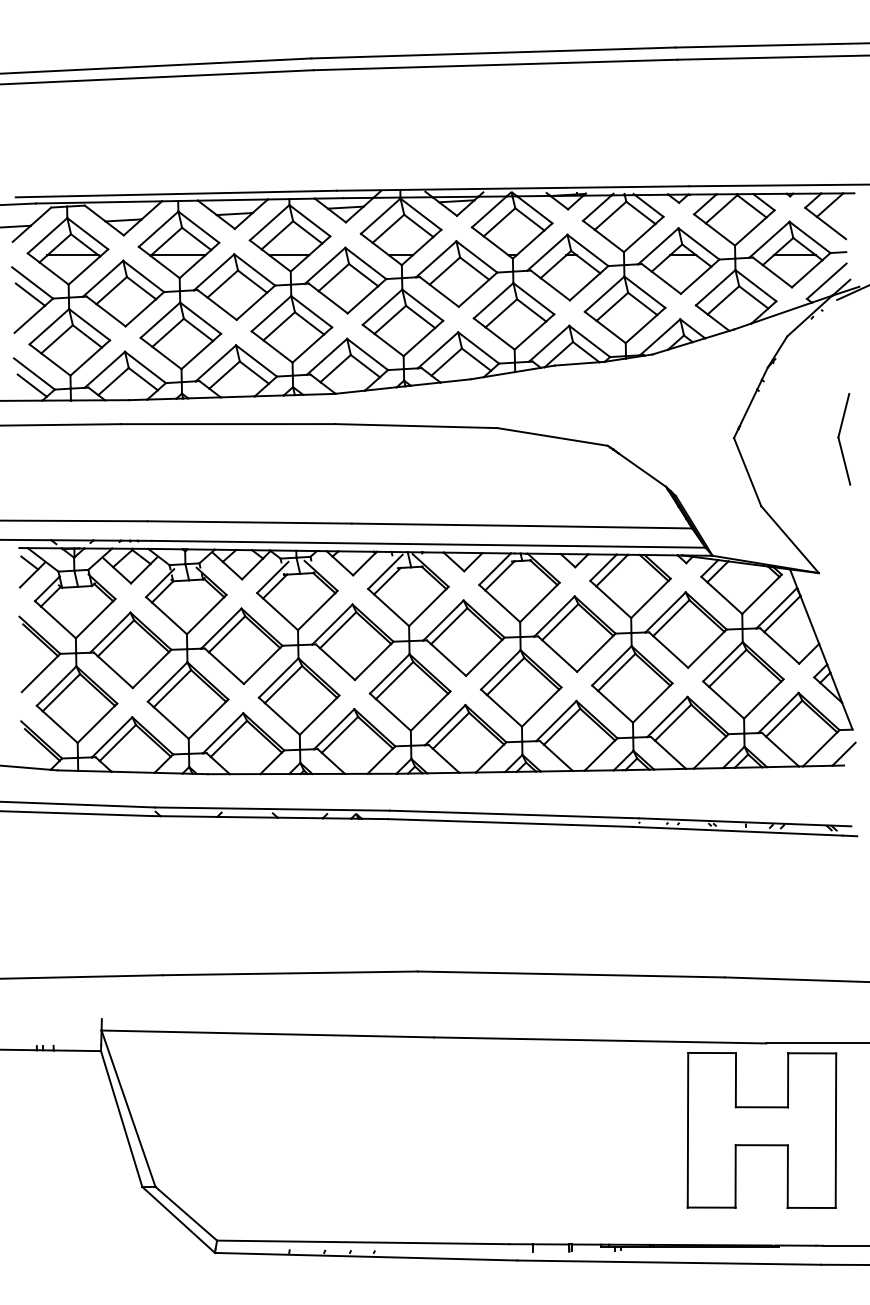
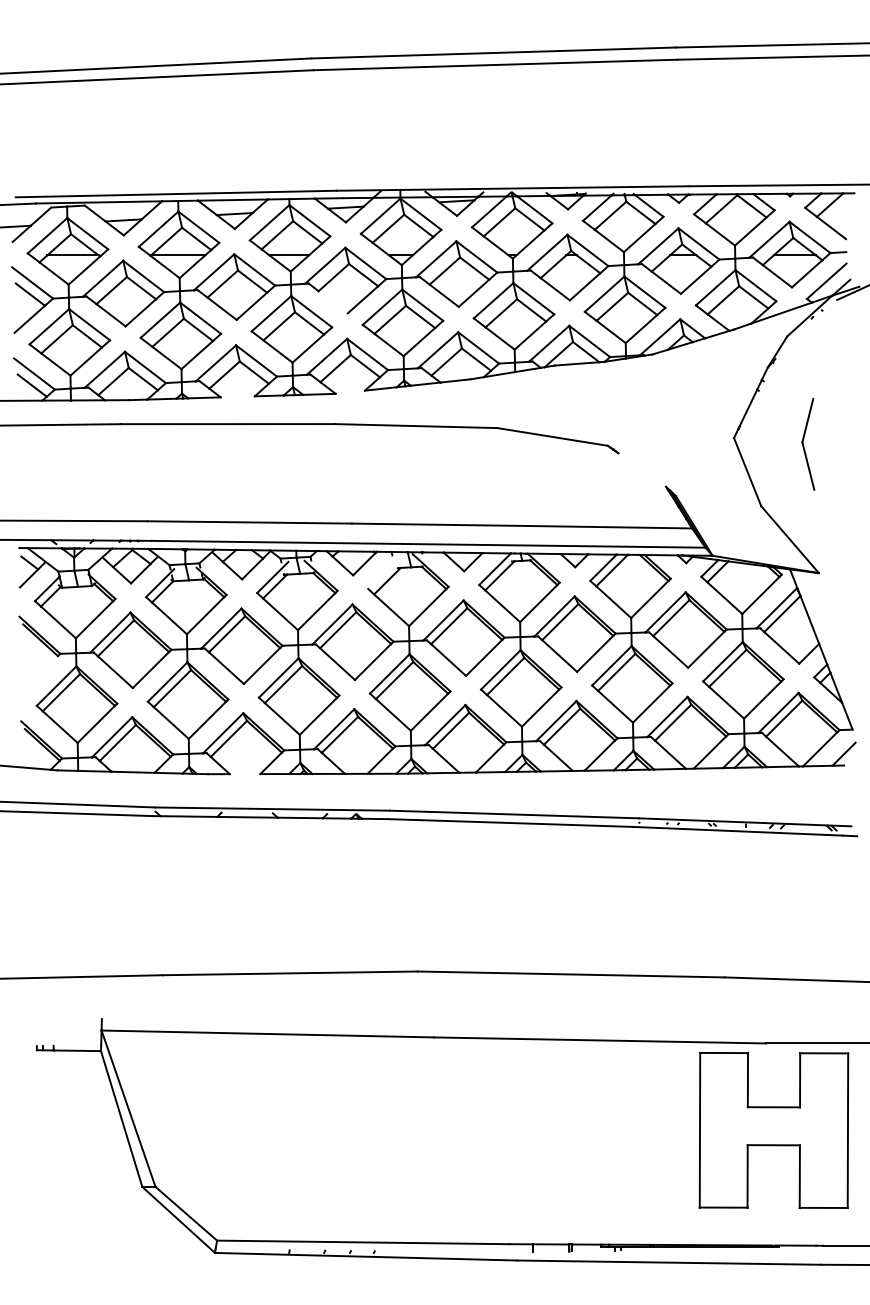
line: present -> none (332, 302)
line: present -> none (350, 391)
line: present -> none (237, 396)
part position: (844, 439) -> (808, 444) (808, 444)
line: present -> none (642, 469)
line: present -> none (385, 571)
line: present -> none (39, 674)
line: present -> none (244, 774)
line: present -> none (19, 1049)
part position: (761, 1130) -> (773, 1130) (773, 1130)
